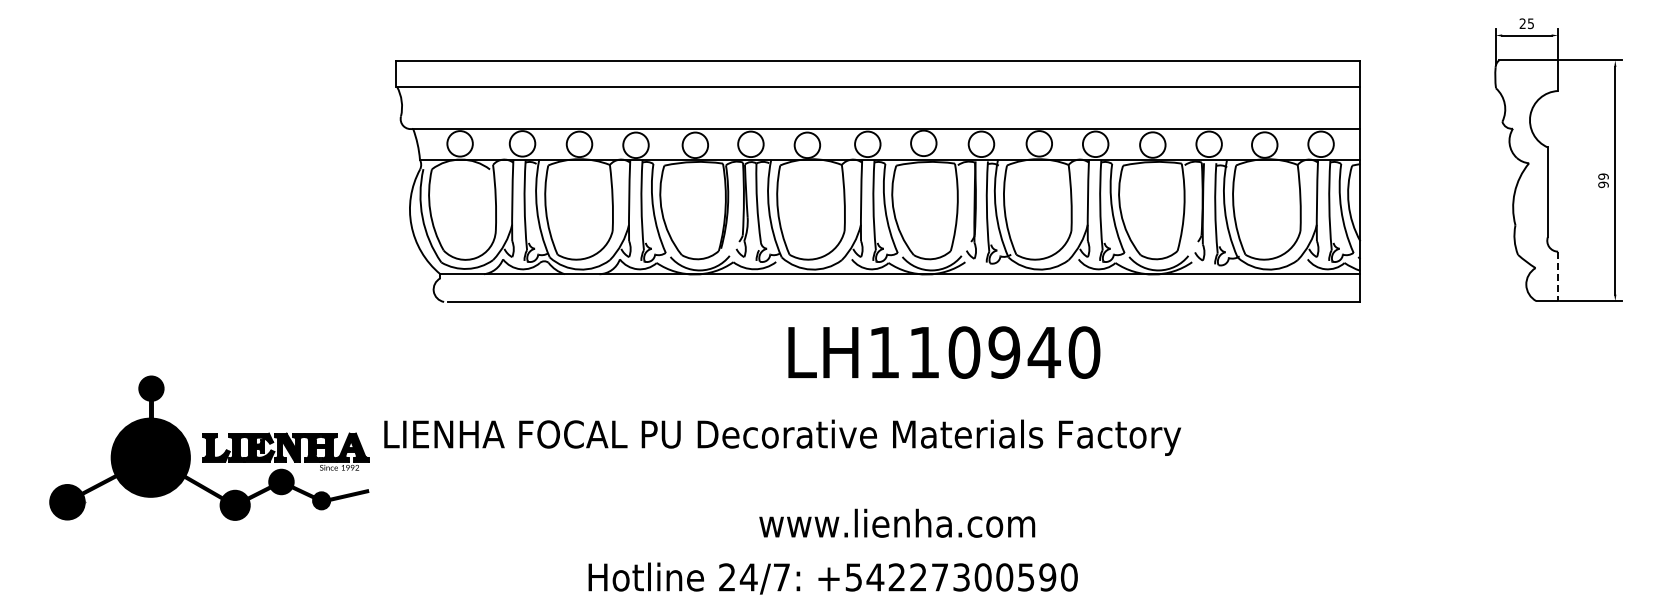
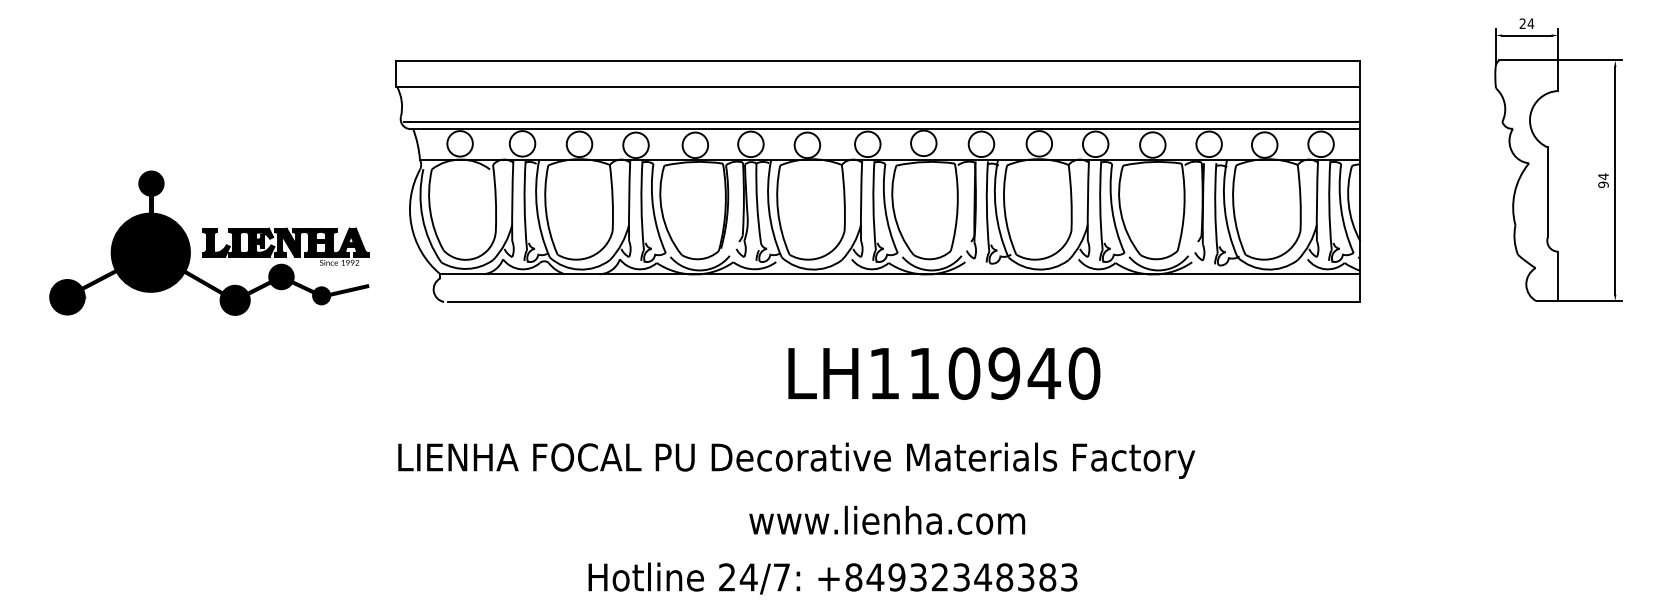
text: 25 -> 24 (1530, 23)
line: none -> present (881, 122)
text: 99 -> 94 (1603, 176)
line: dashed -> solid (1558, 276)
text position: (944, 352) -> (944, 373) (944, 373)
text position: (782, 437) -> (796, 460) (796, 460)
part position: (209, 447) -> (209, 242) (209, 242)
text position: (897, 522) -> (887, 519) (887, 519)
text: +54227300590 -> +84932348383 (961, 577)
